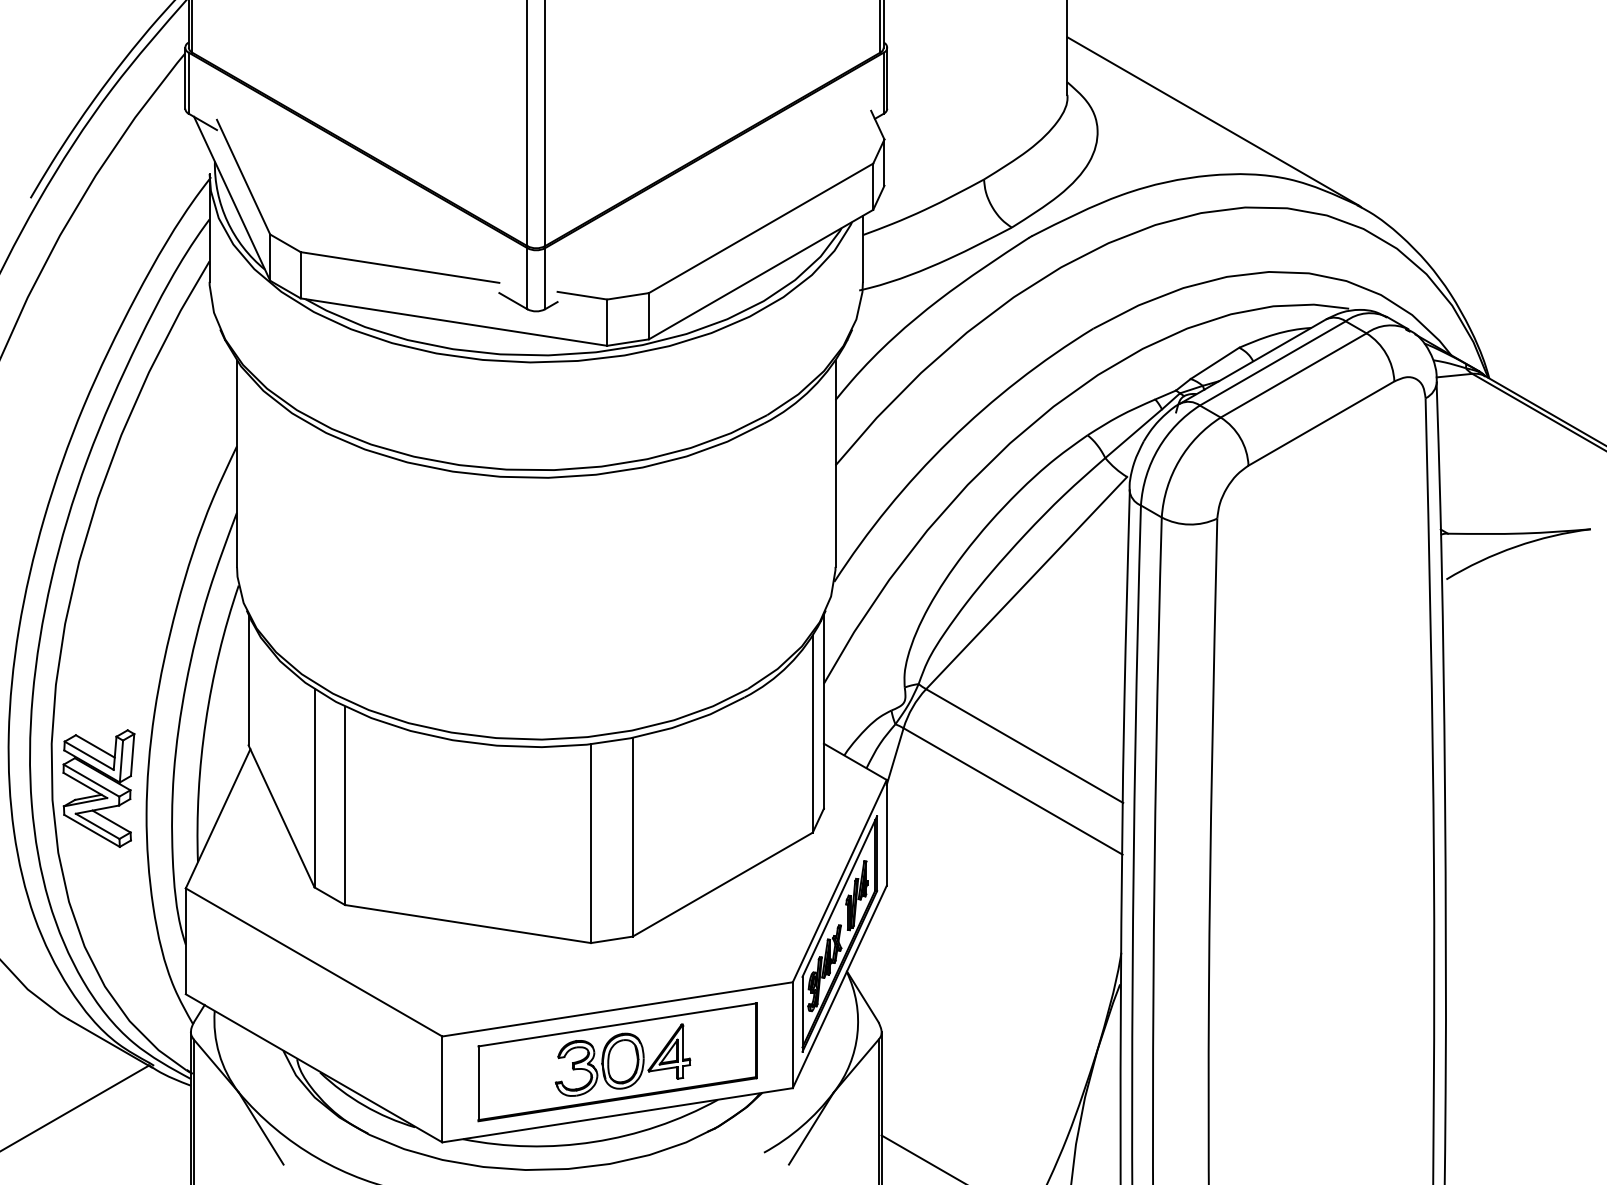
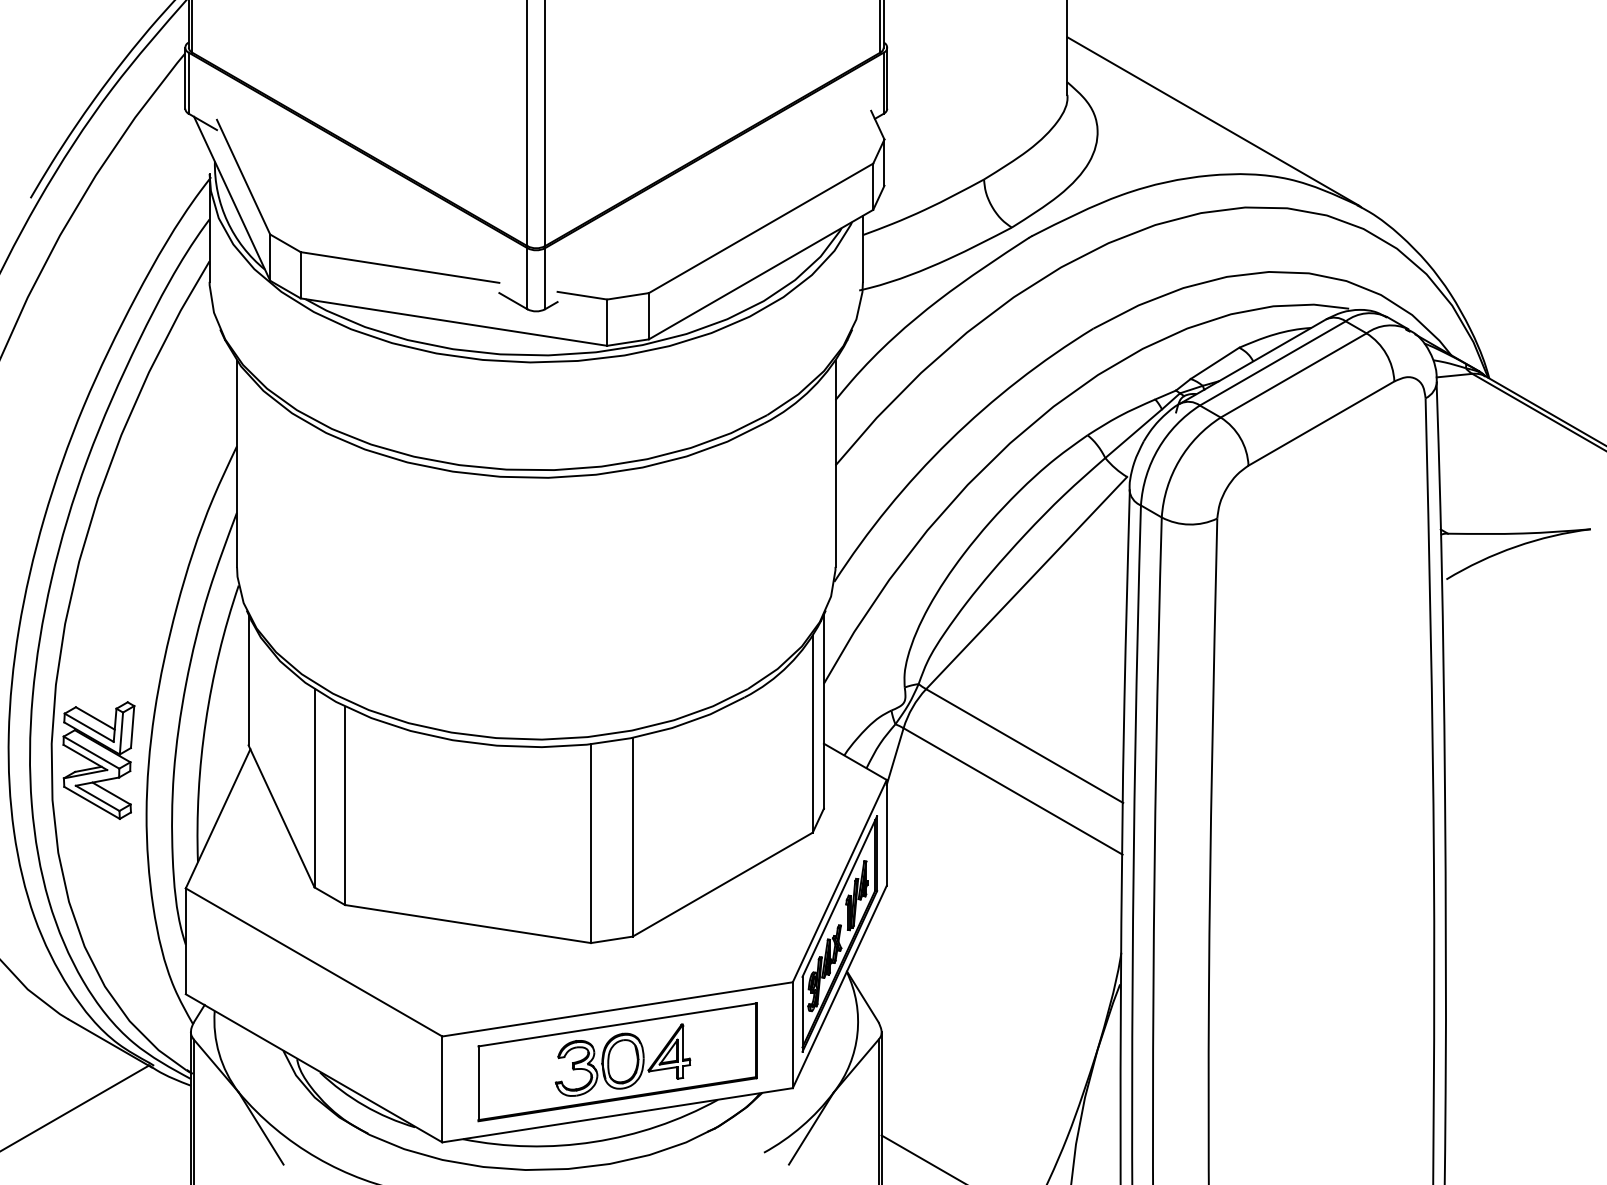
part position: (98, 788) -> (98, 760) (98, 760)
